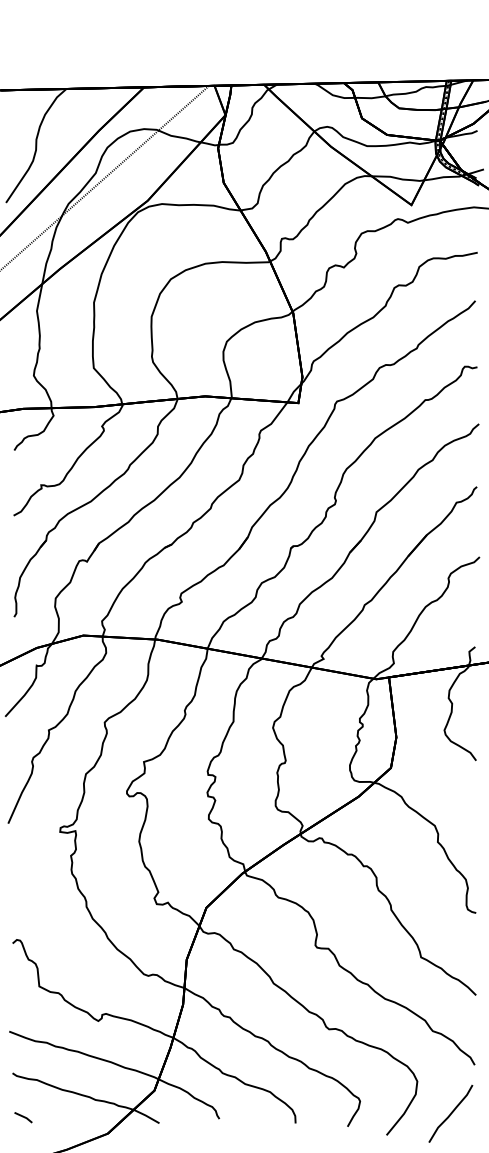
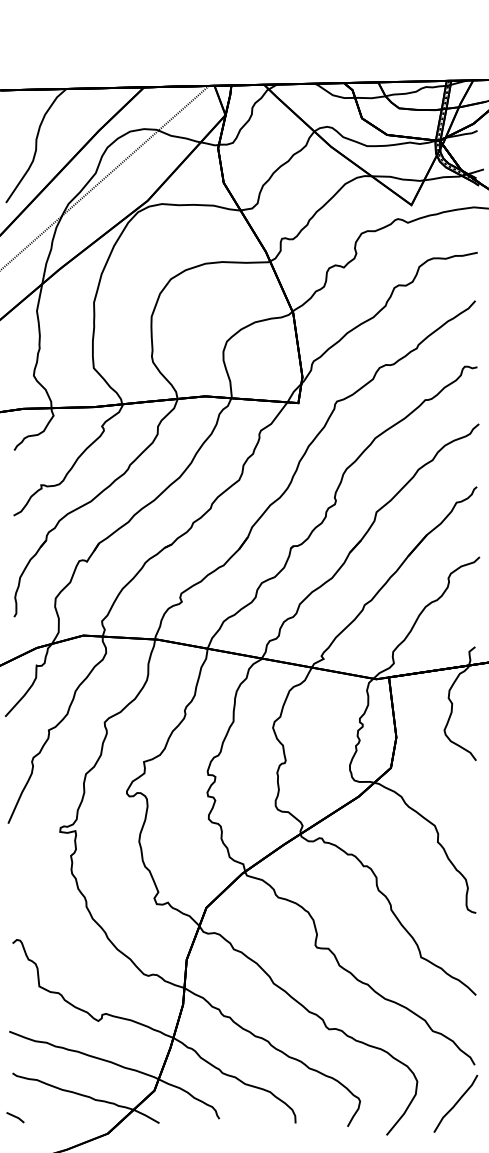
curve position: (450, 1113) -> (455, 1103) (455, 1103)
line position: (23, 1117) -> (15, 1117) (15, 1117)
